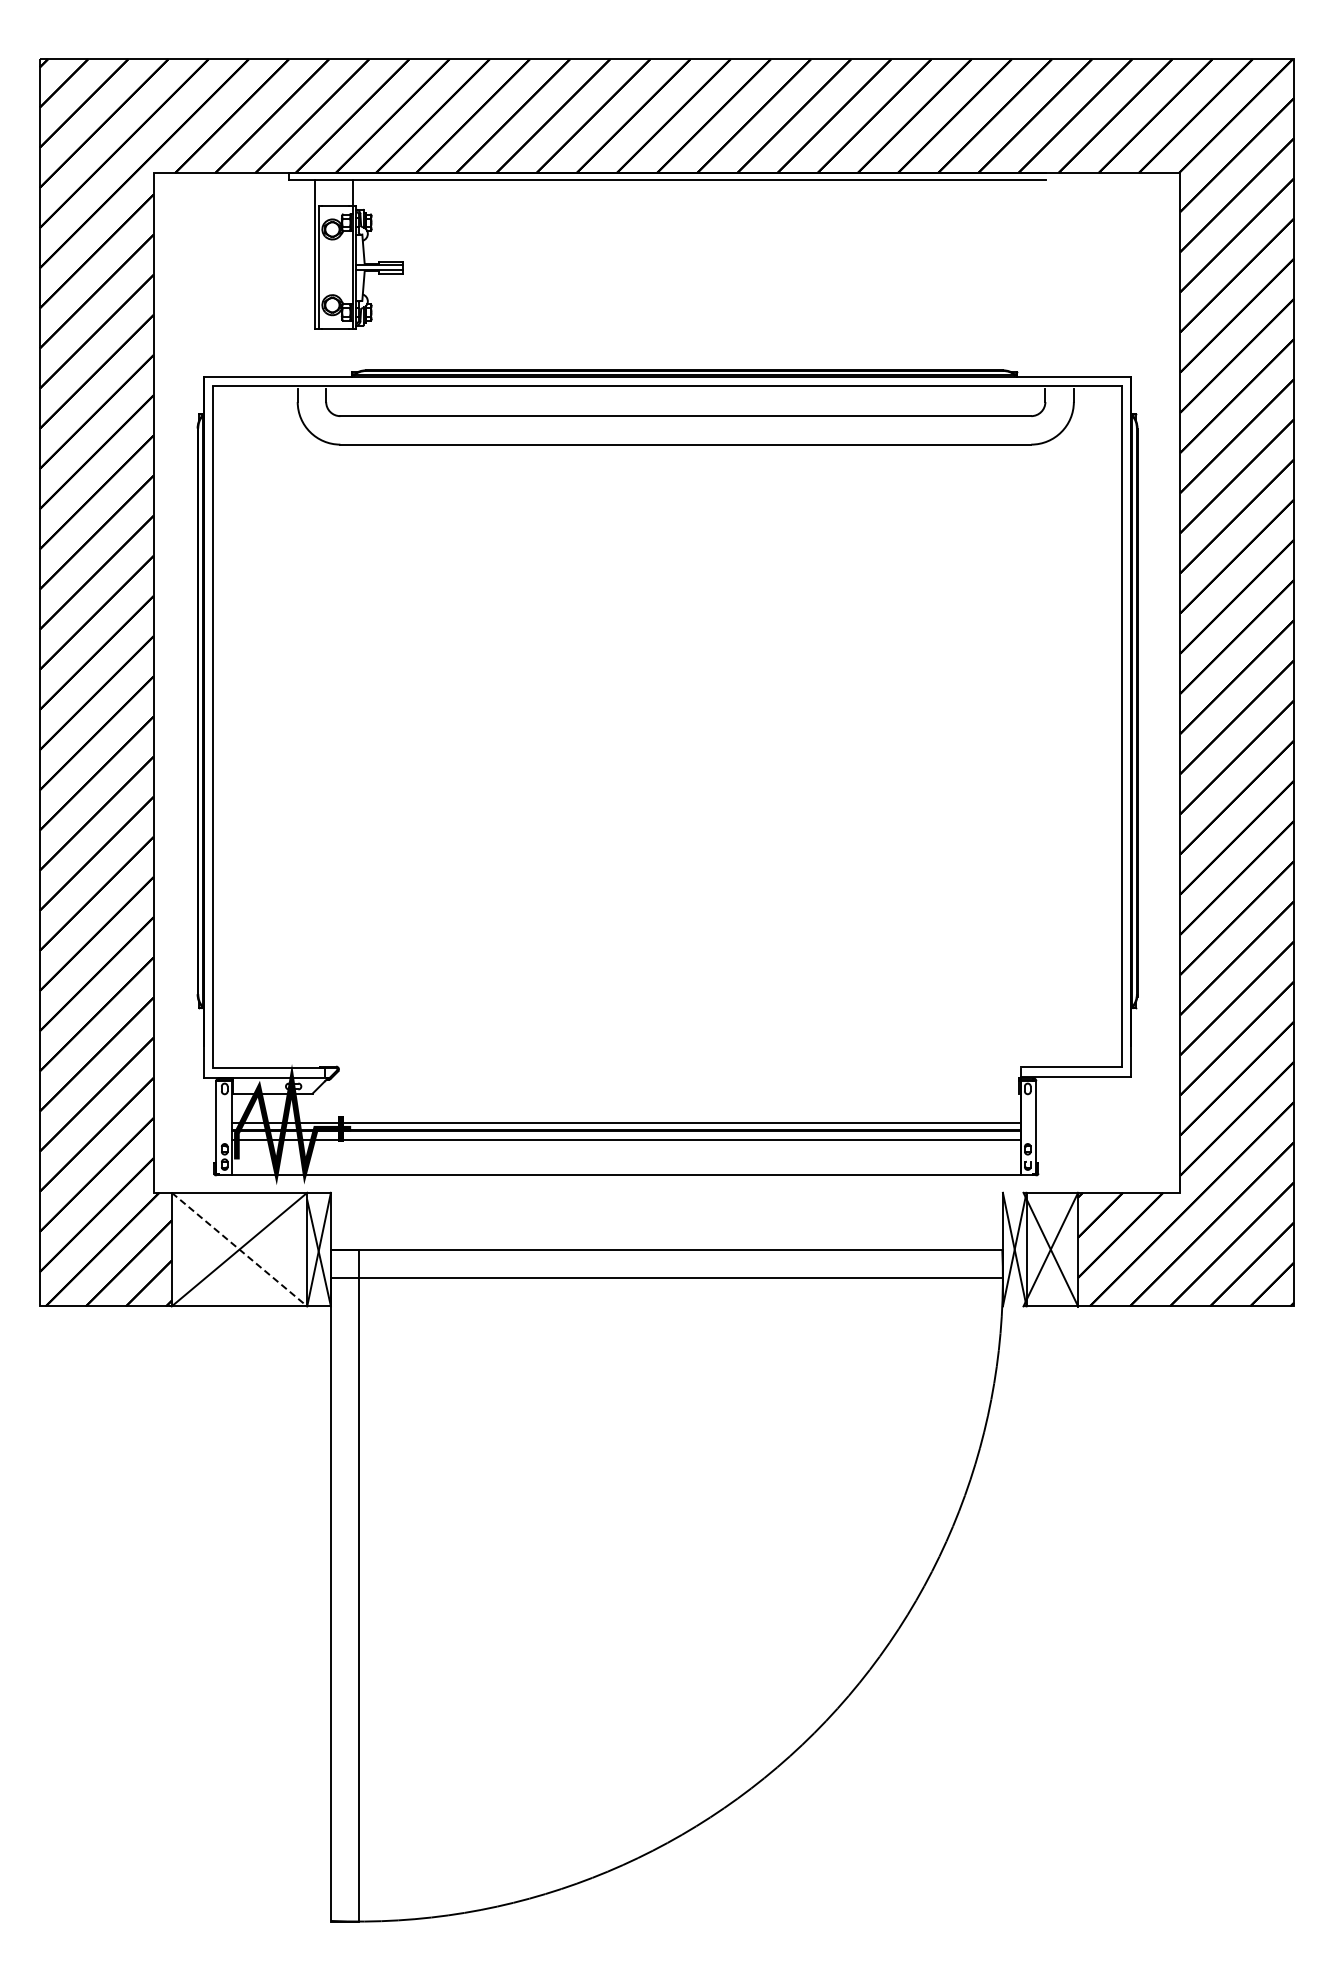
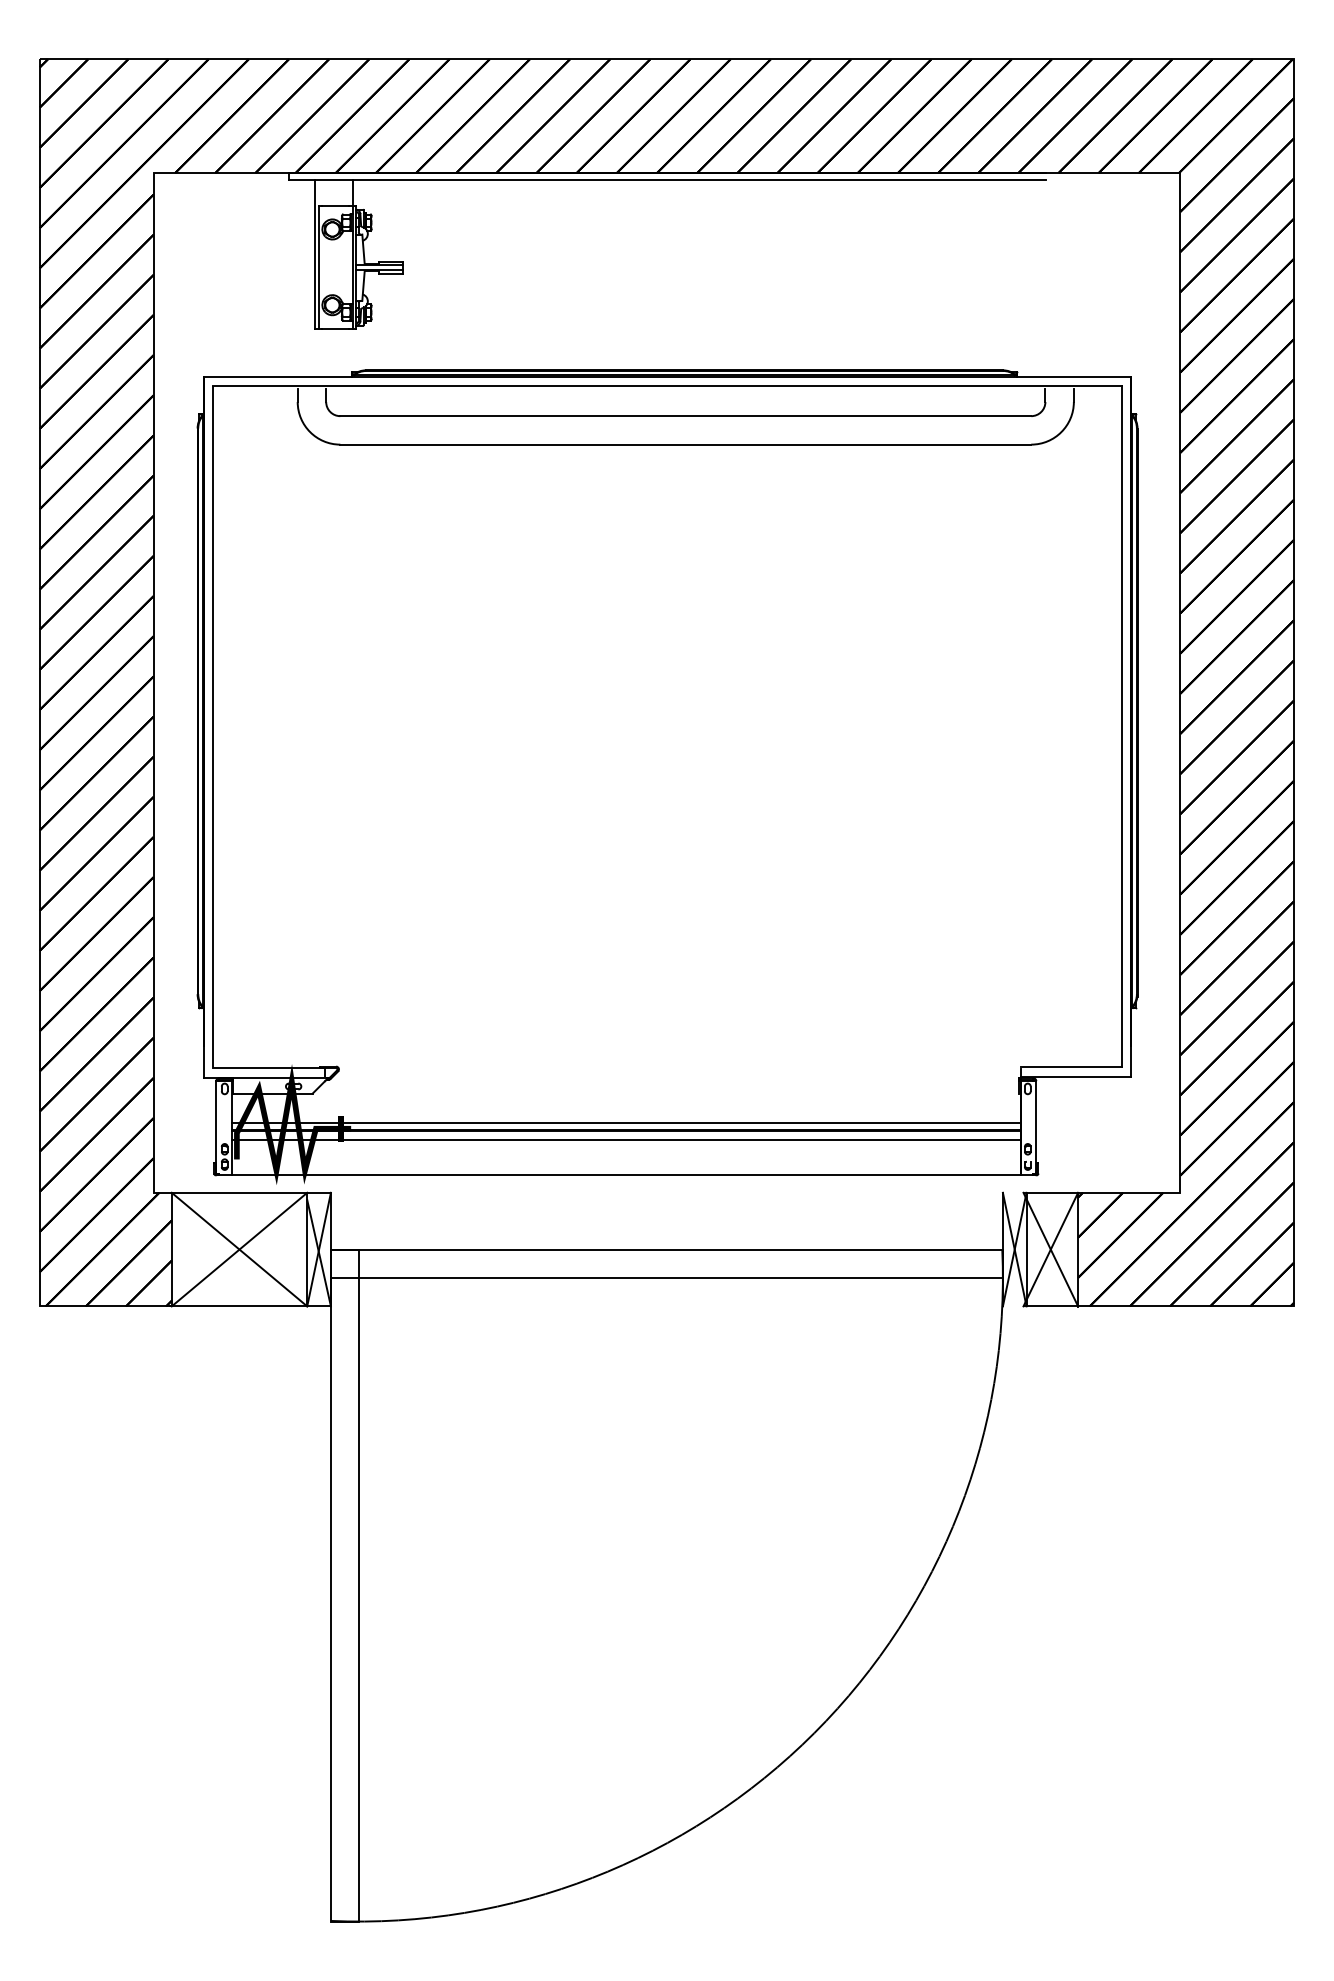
line: dashed -> solid (239, 1249)
